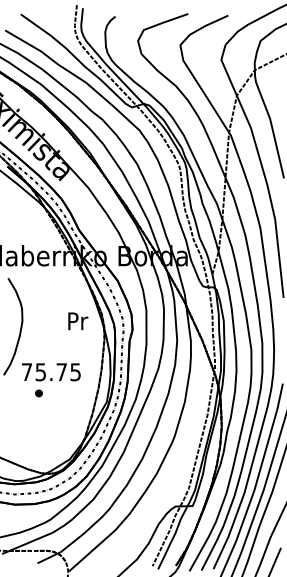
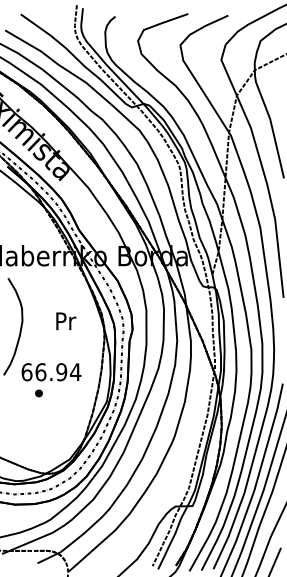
text position: (78, 321) -> (66, 321) (66, 321)
text: 75.75 -> 66.94 (51, 372)
